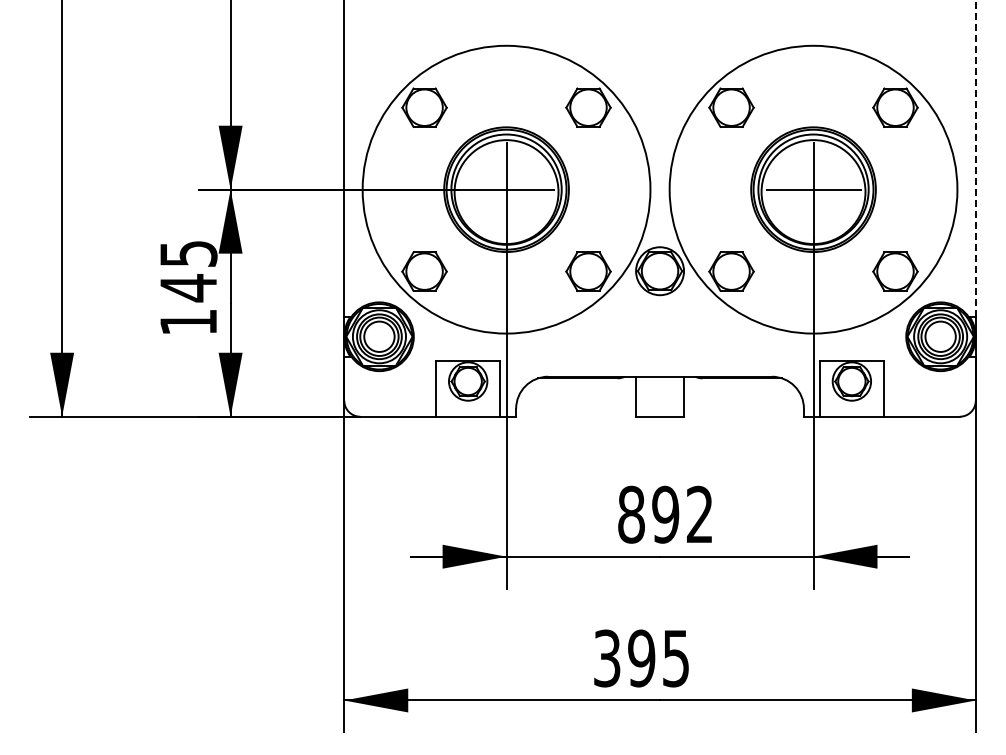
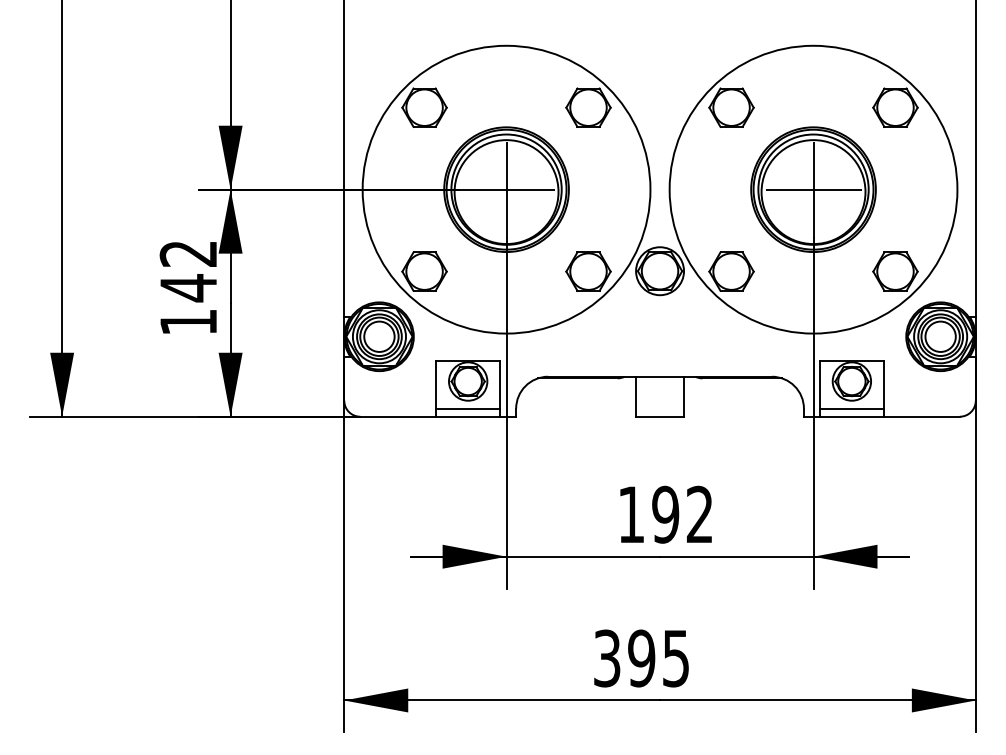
line: dashed -> solid (975, 157)
text: 145 -> 142 (188, 253)
line: none -> present (468, 408)
line: none -> present (851, 408)
text: 892 -> 192 (631, 514)
